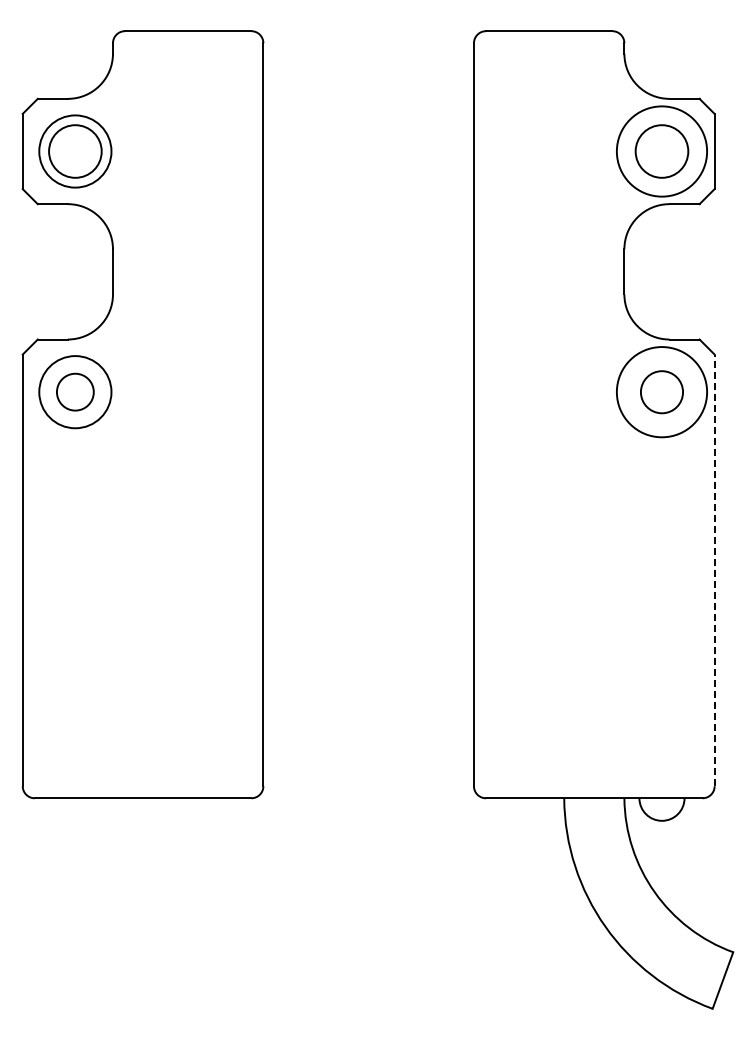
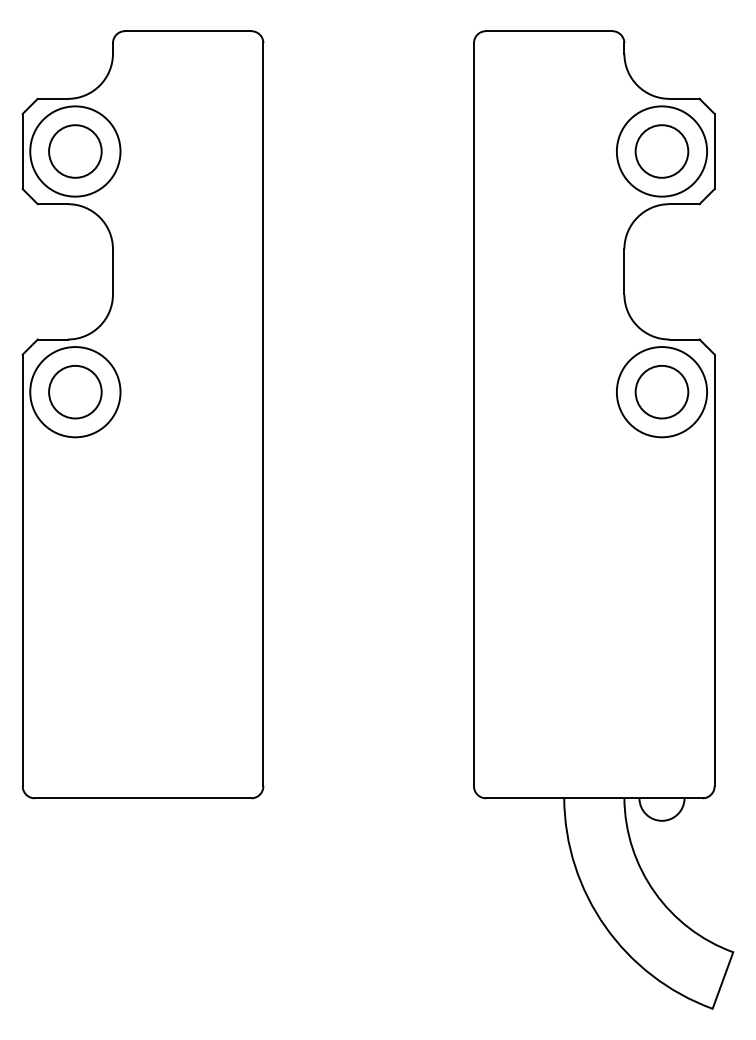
circle diameter: 72 px -> 90 px (75, 151)
circle diameter: 37 px -> 53 px (75, 391)
circle diameter: 72 px -> 90 px (75, 392)
circle size: 44x45 px -> 56x55 px (661, 392)
line: dashed -> solid (714, 570)
